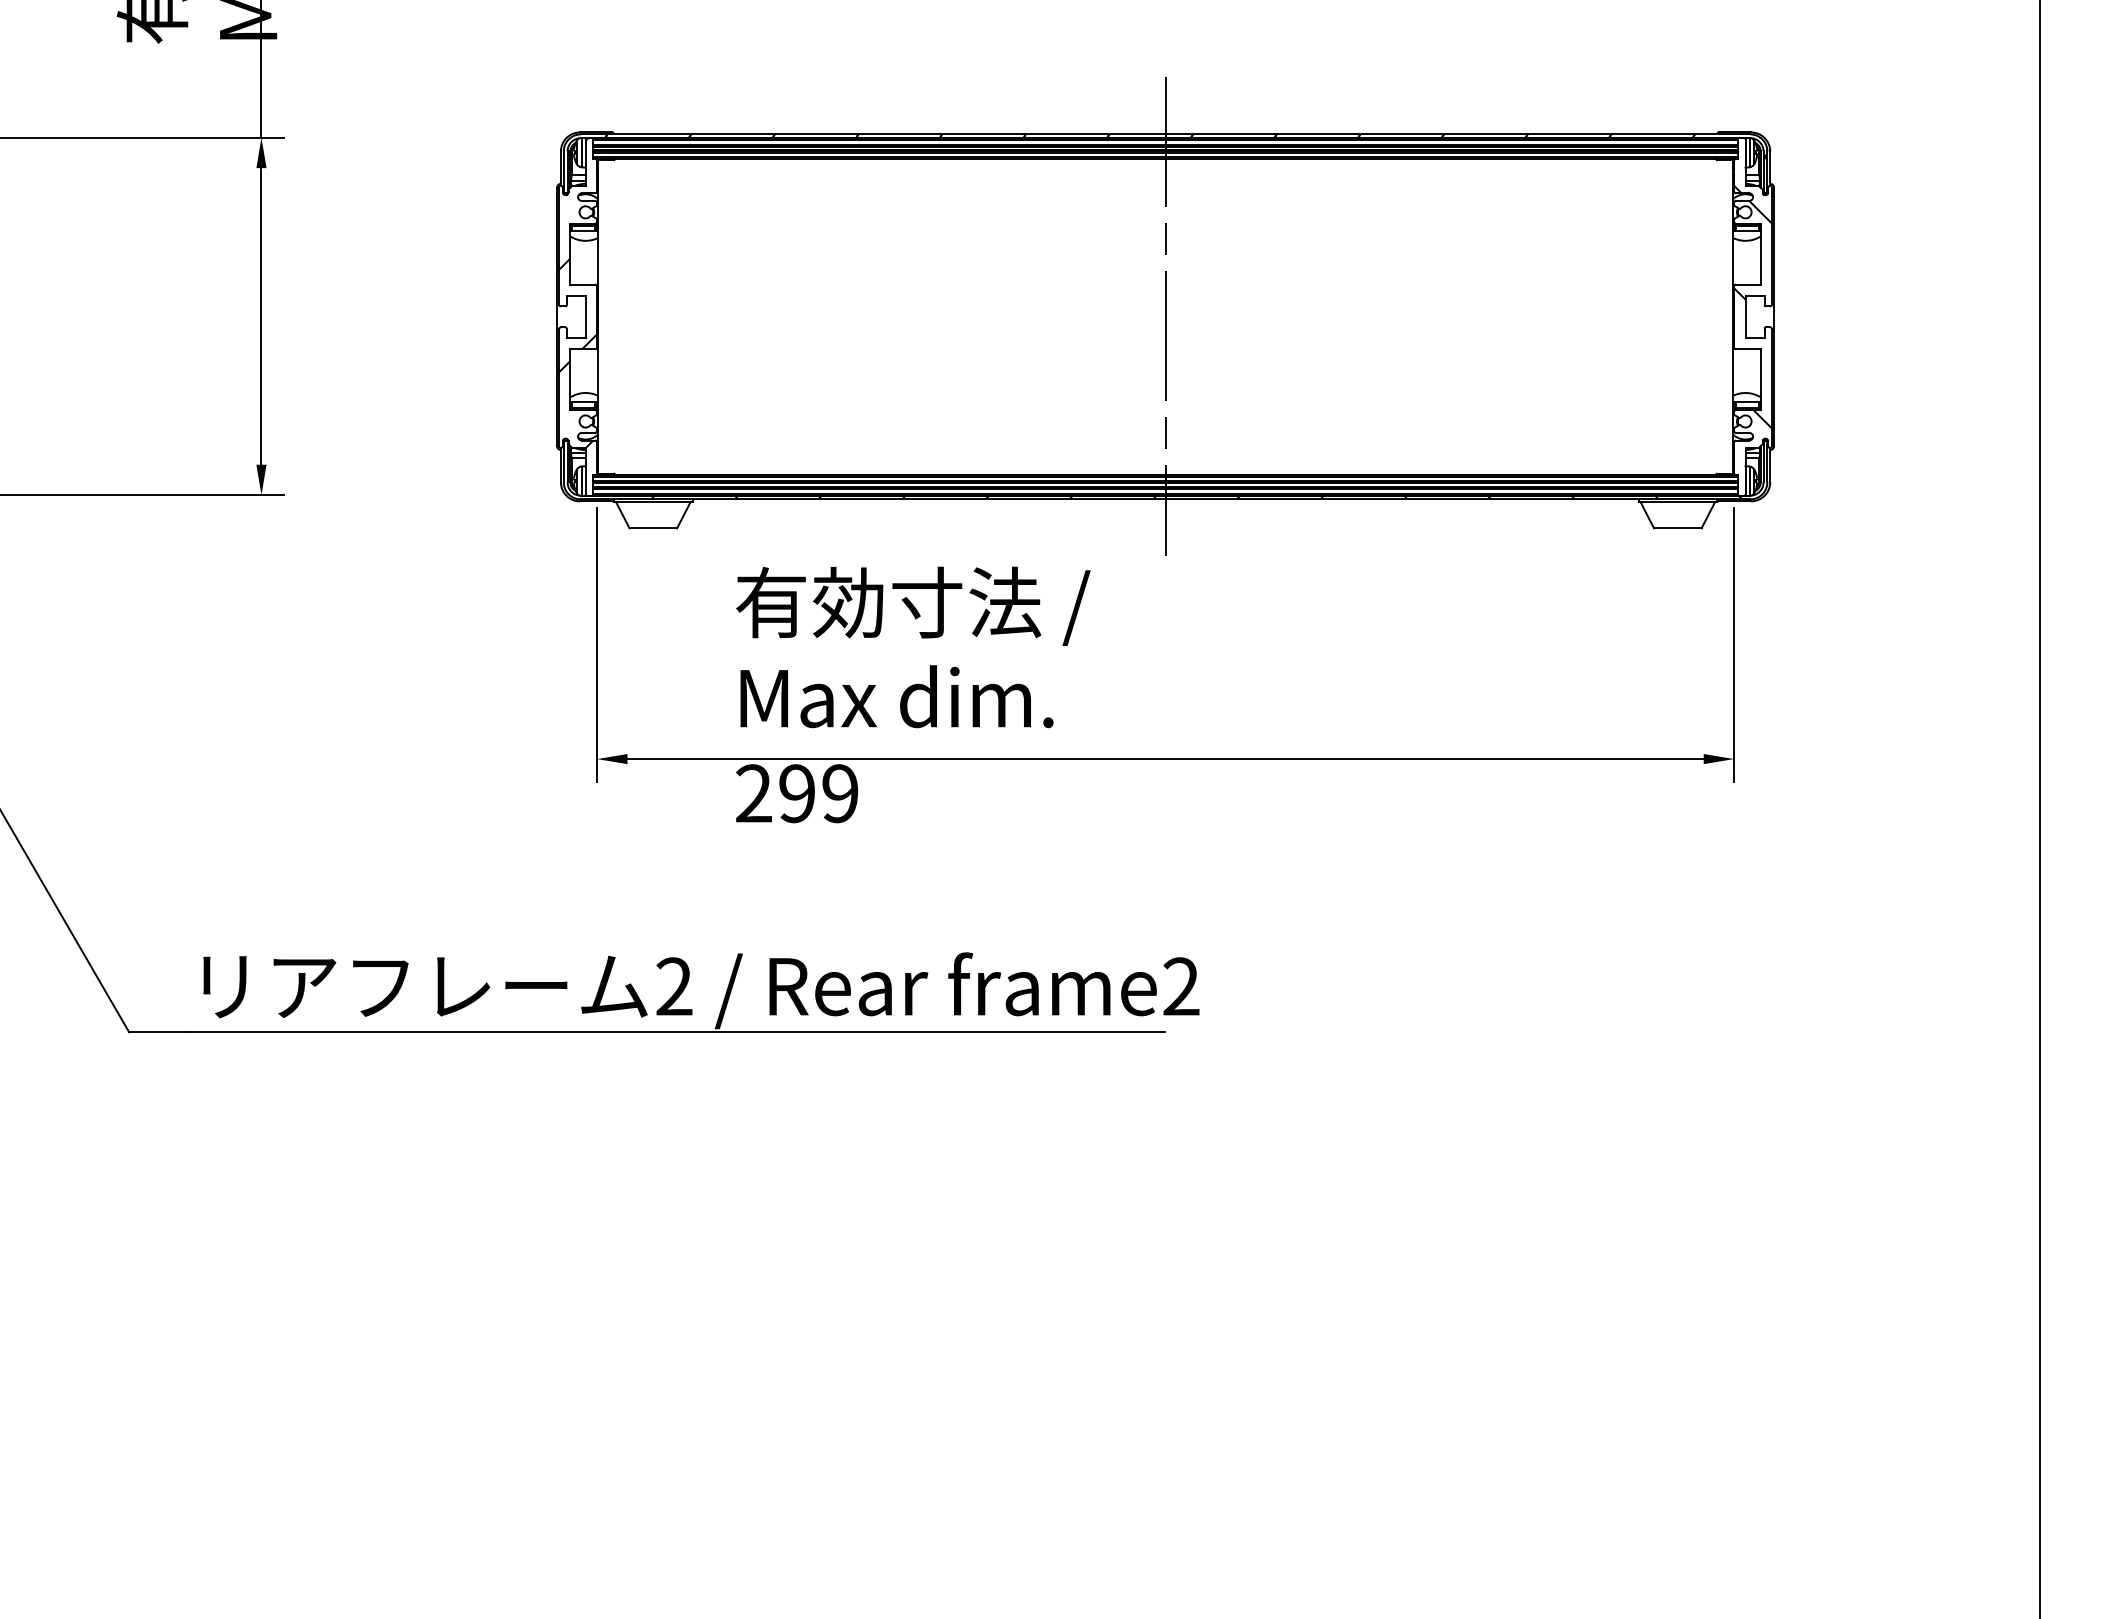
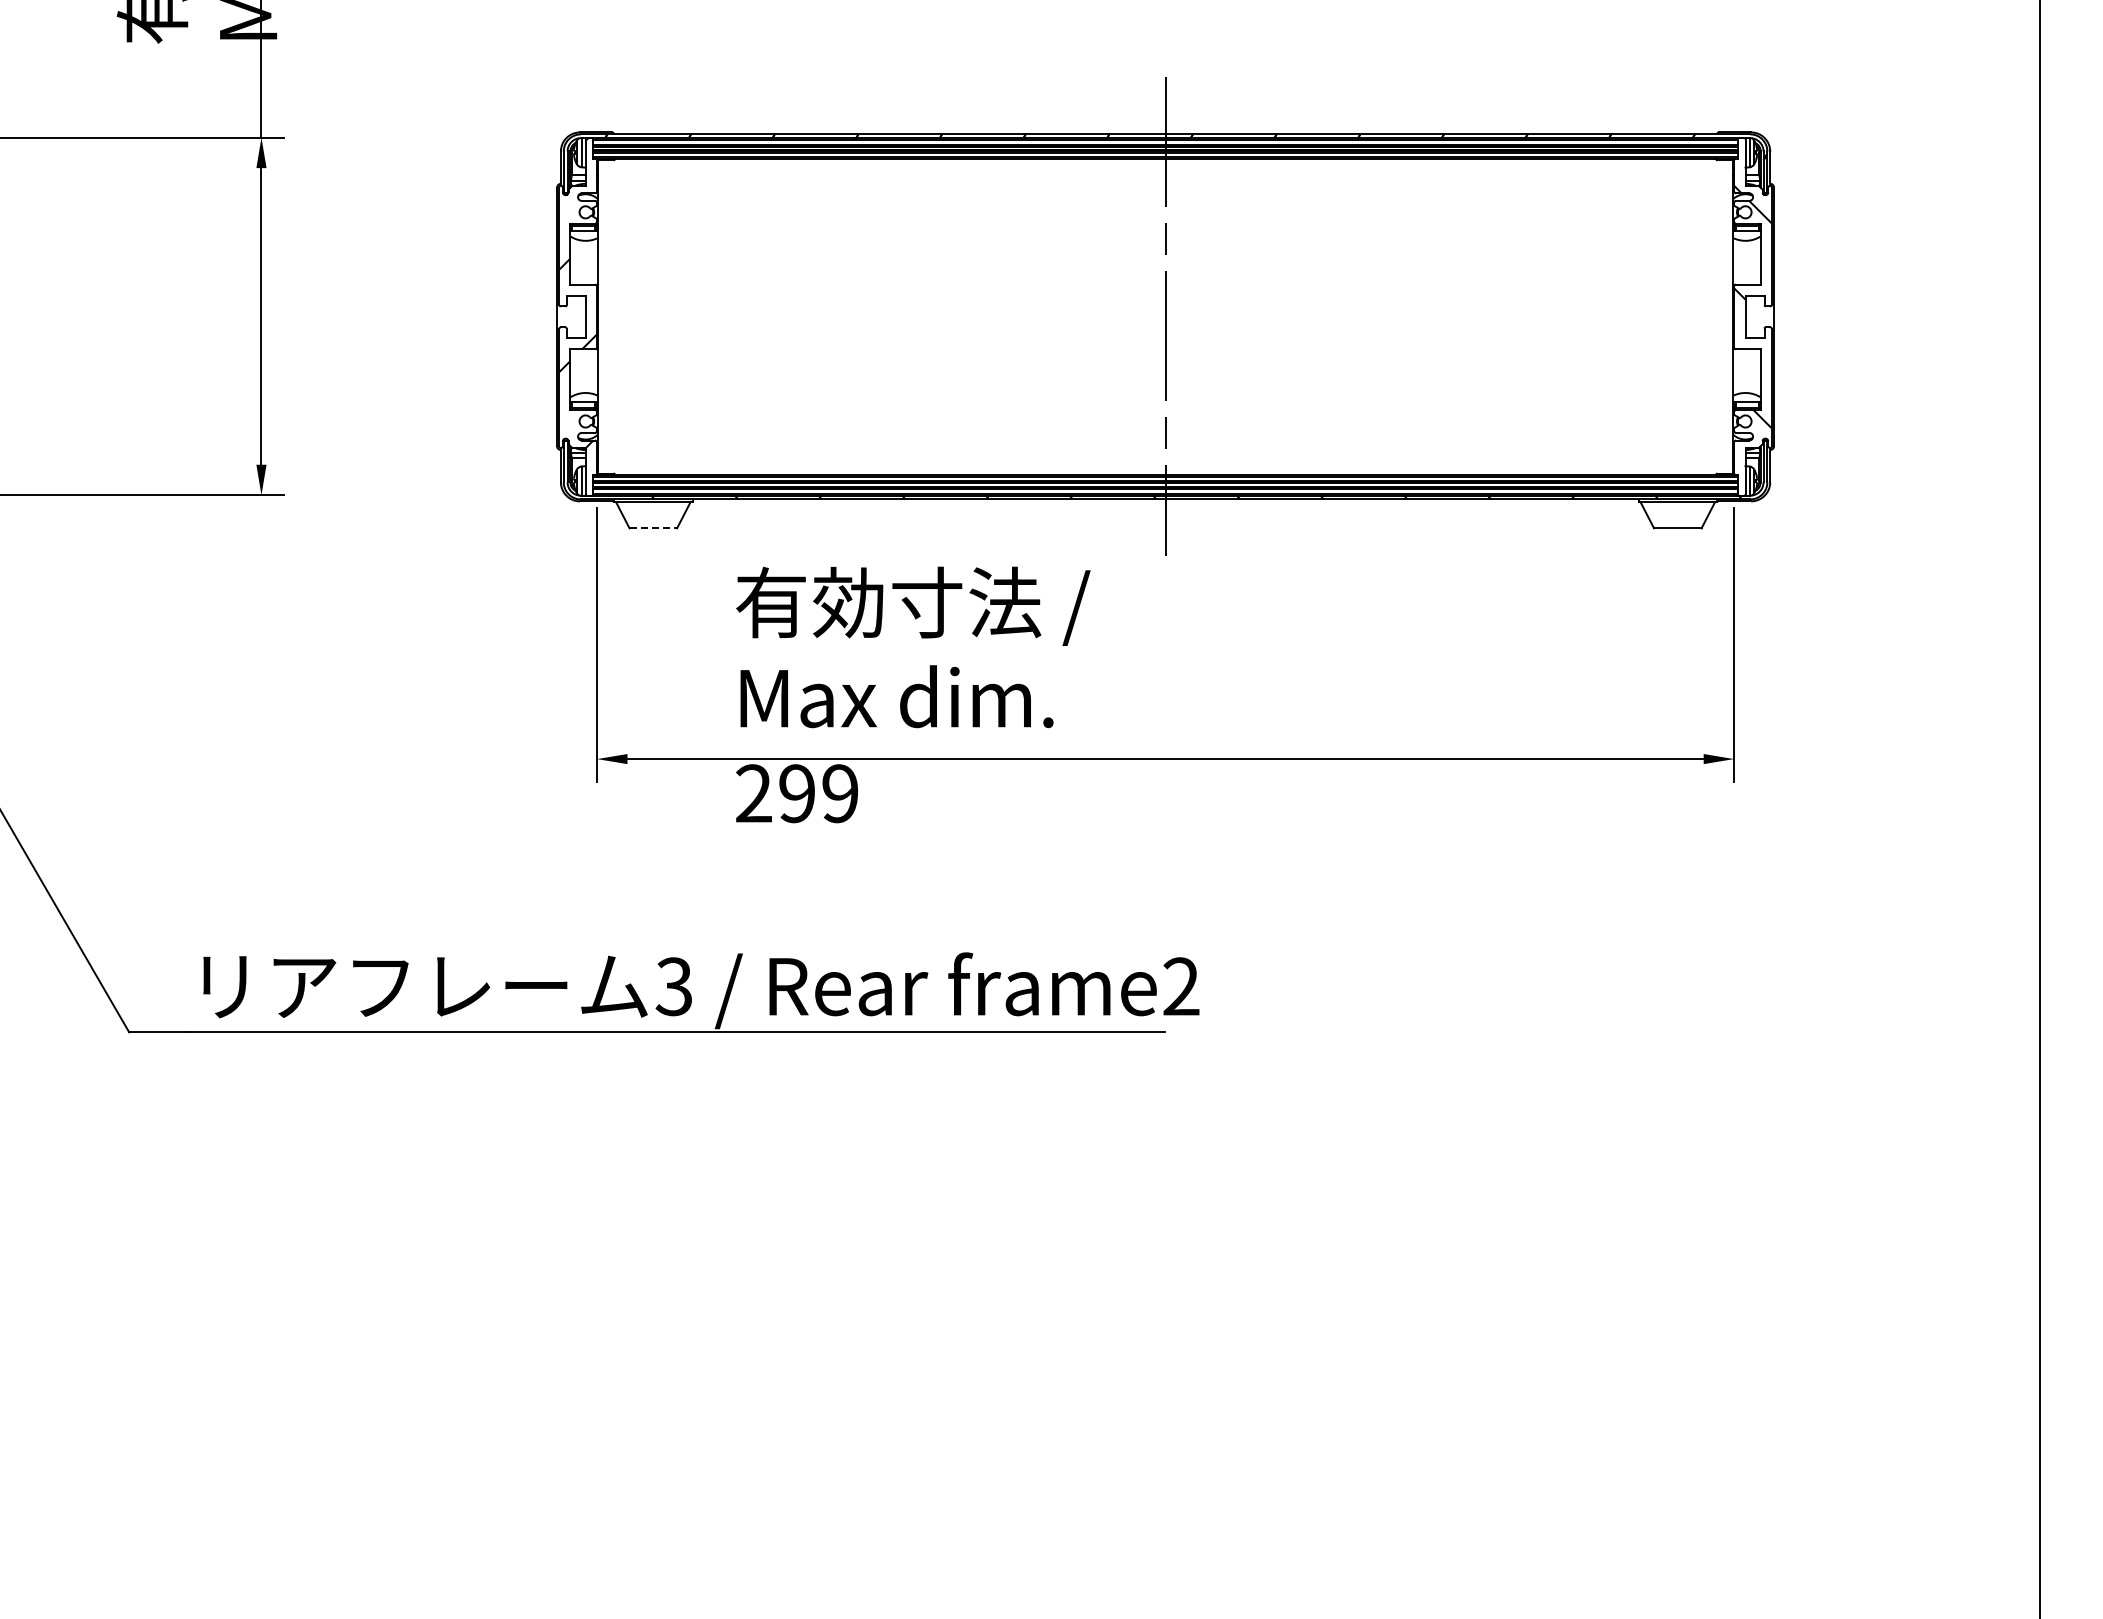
line: solid -> dashed (653, 528)
text: 2 -> 3 (673, 986)
